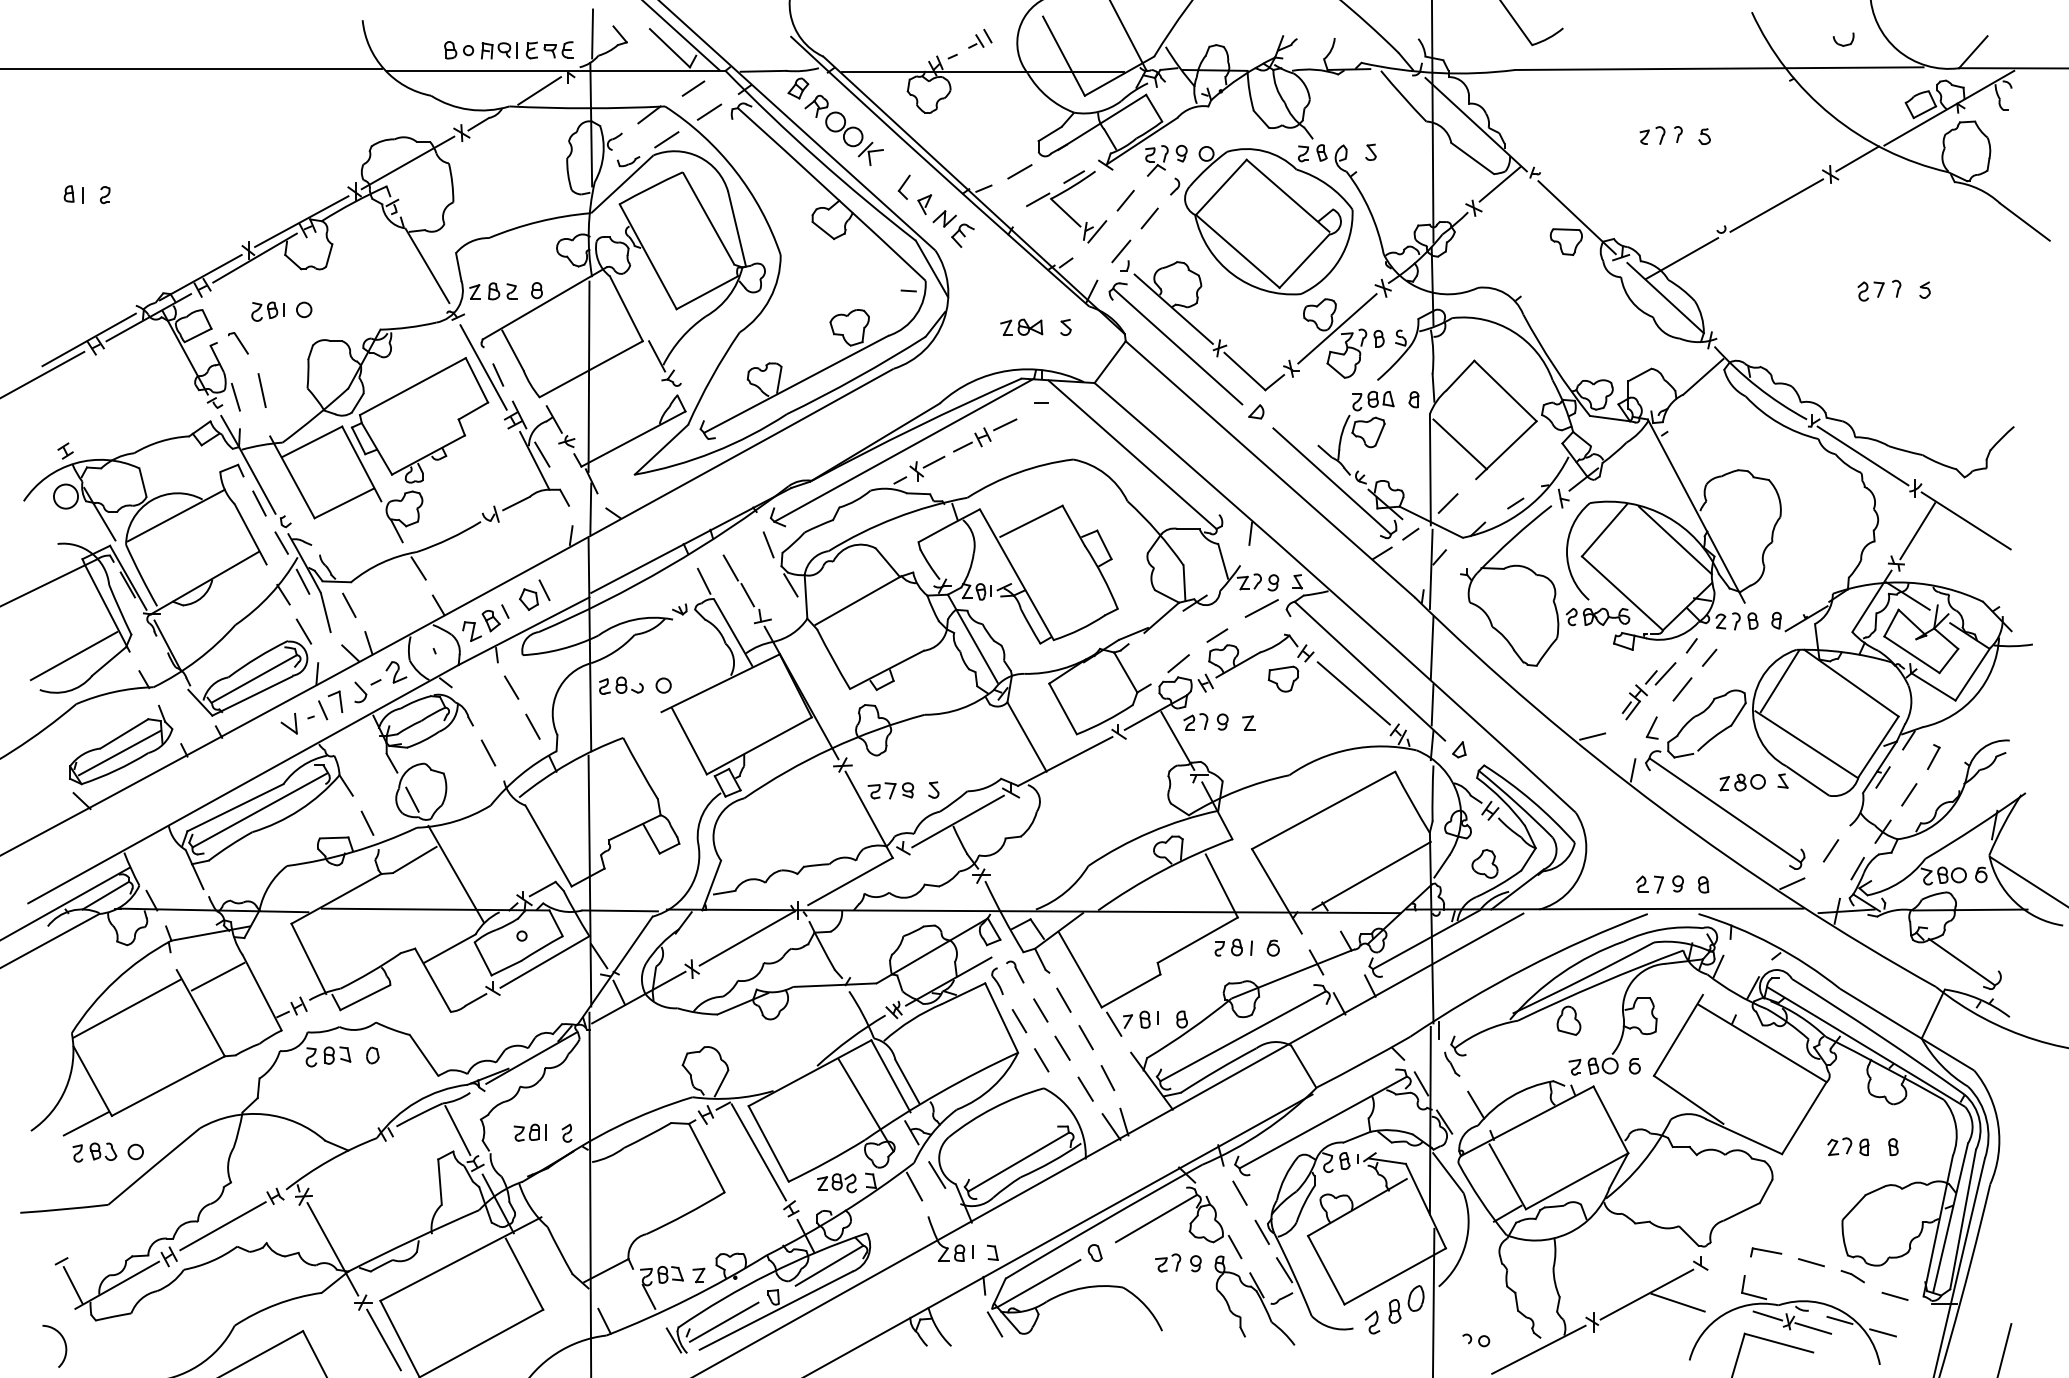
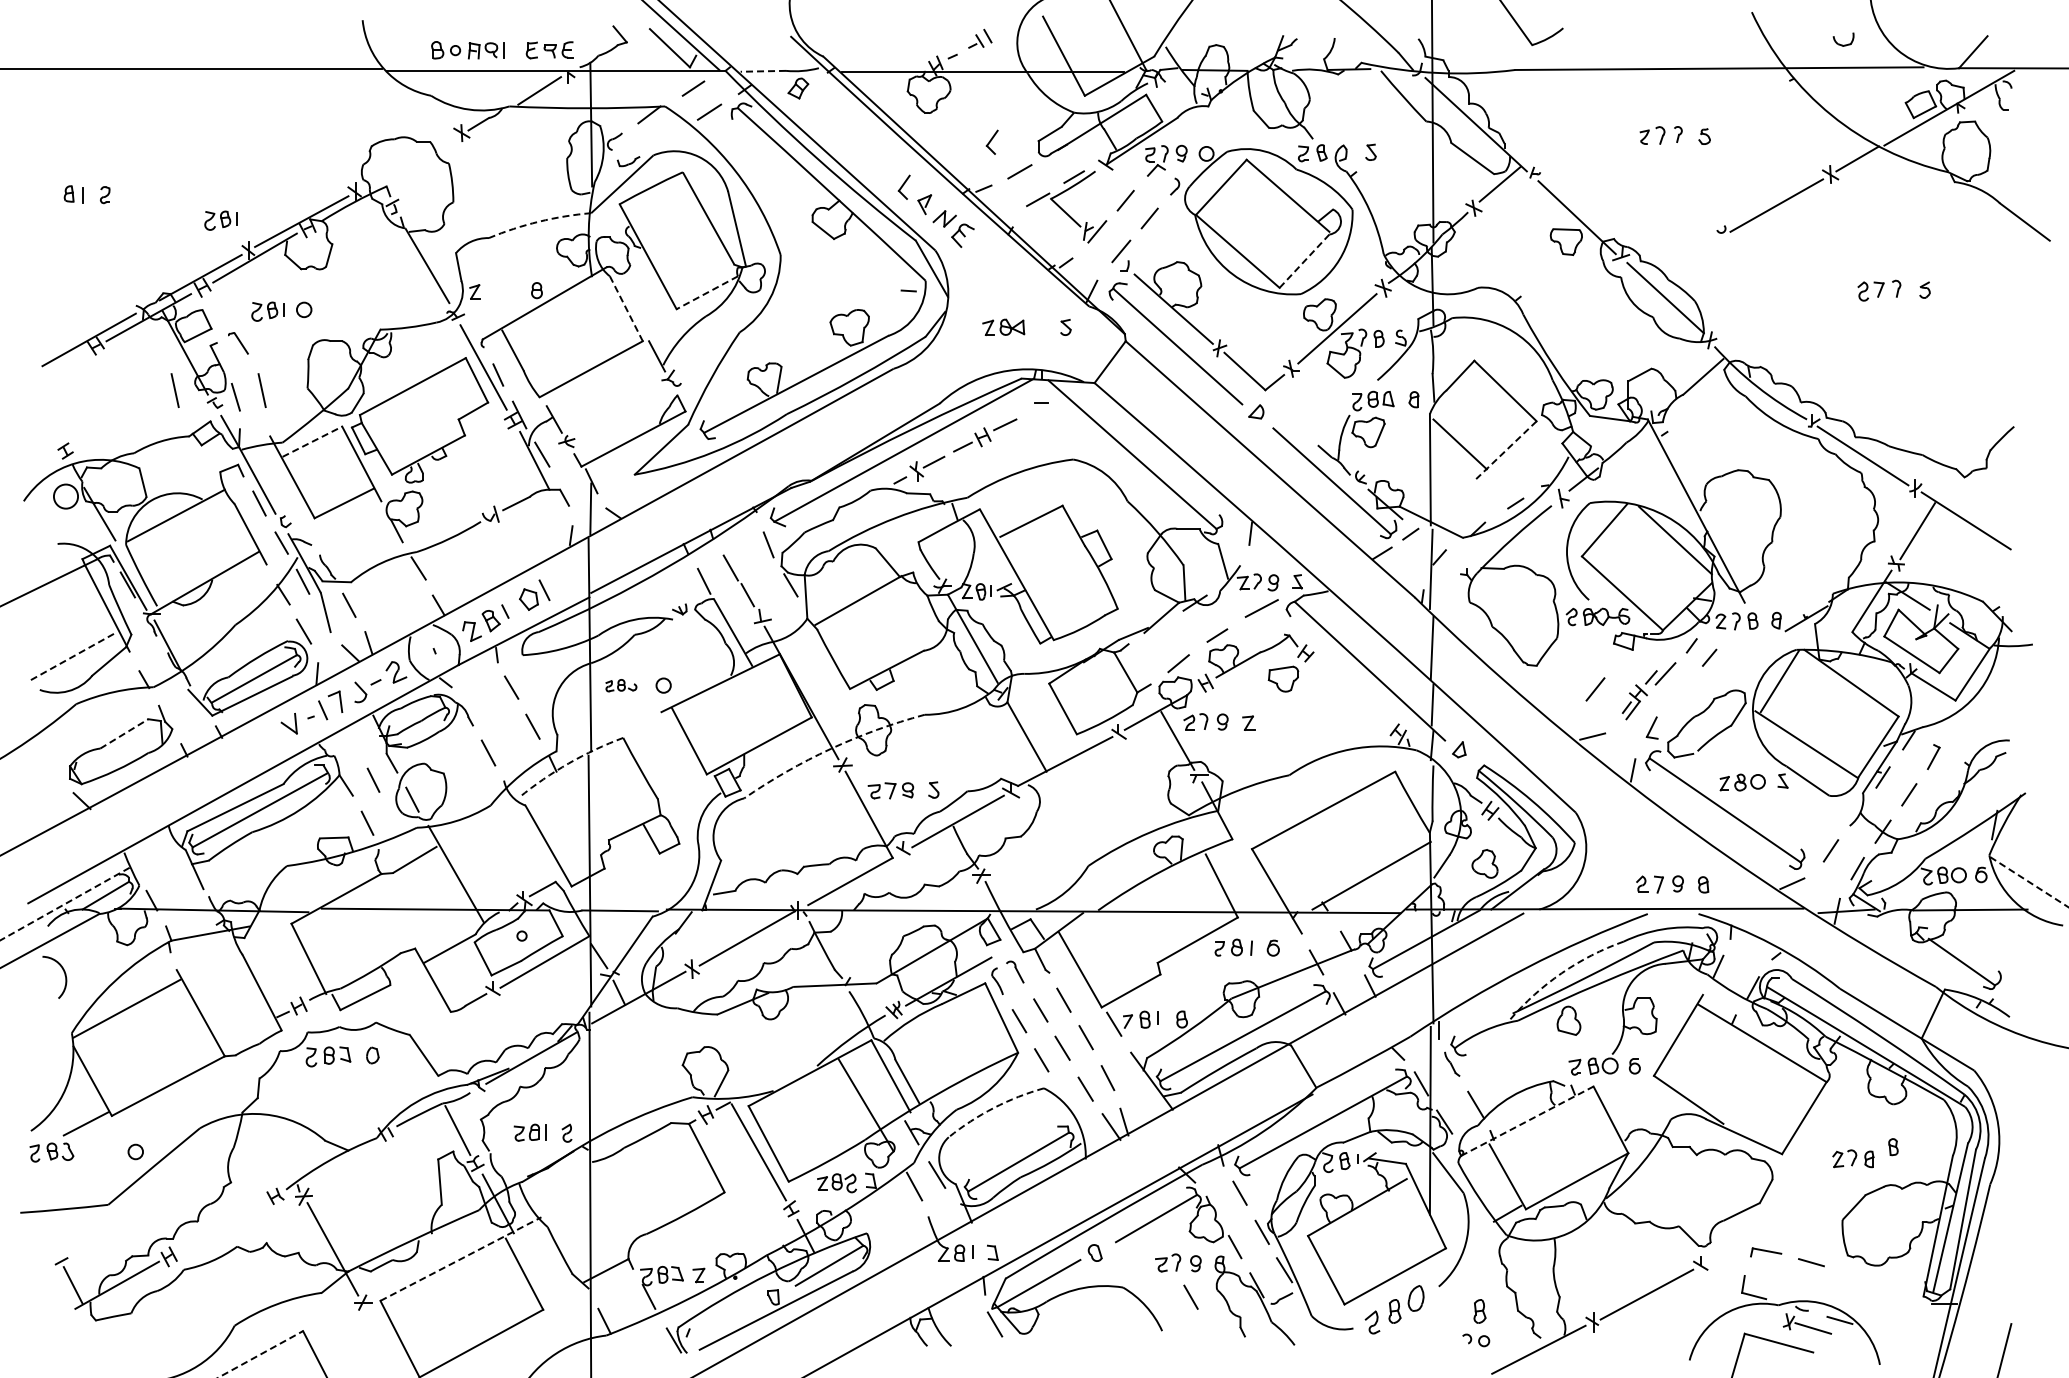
line: present -> none (592, 33)
part position: (480, 50) -> (467, 50) (467, 50)
line: solid -> dashed (763, 71)
part: present -> none (843, 129)
line: present -> none (666, 139)
part: none -> present (991, 141)
line: present -> none (407, 162)
part: none -> present (220, 220)
arc: solid -> dashed (539, 221)
line: present -> none (1682, 258)
line: solid -> dashed (1304, 261)
part: present -> none (502, 291)
line: solid -> dashed (707, 292)
line: solid -> dashed (626, 309)
part position: (1021, 326) -> (1003, 326) (1003, 326)
line: present -> none (43, 374)
line: present -> none (588, 376)
line: none -> present (174, 390)
line: solid -> dashed (312, 441)
line: solid -> dashed (1506, 450)
line: present -> none (1447, 503)
line: solid -> dashed (74, 655)
part size: 45x19 px -> 33x14 px (621, 685)
line position: (1682, 689) -> (1595, 689) (1595, 689)
line: present -> none (1353, 693)
line: solid -> dashed (124, 733)
arc: solid -> dashed (830, 748)
line: present -> none (119, 752)
arc: solid -> dashed (568, 763)
line: none -> present (373, 779)
line: solid -> dashed (2029, 882)
line: solid -> dashed (64, 904)
arc: solid -> dashed (1561, 973)
line: present -> none (217, 976)
arc: solid -> dashed (993, 1107)
line: solid -> dashed (1527, 1121)
part position: (1848, 1146) -> (1853, 1158) (1853, 1158)
part position: (94, 1152) -> (51, 1152) (51, 1152)
line: present -> none (222, 1226)
line: solid -> dashed (460, 1259)
part: present -> none (1852, 1276)
line: none -> present (1190, 1296)
line: present -> none (1894, 1296)
line: present -> none (1433, 1301)
line: present -> none (1677, 1302)
part: none -> present (1479, 1311)
line: present -> none (1767, 1315)
line: present -> none (723, 1321)
line: present -> none (1882, 1332)
line: present -> none (383, 1339)
arc position: (63, 1341) -> (63, 972) (63, 972)
line: solid -> dashed (261, 1354)
